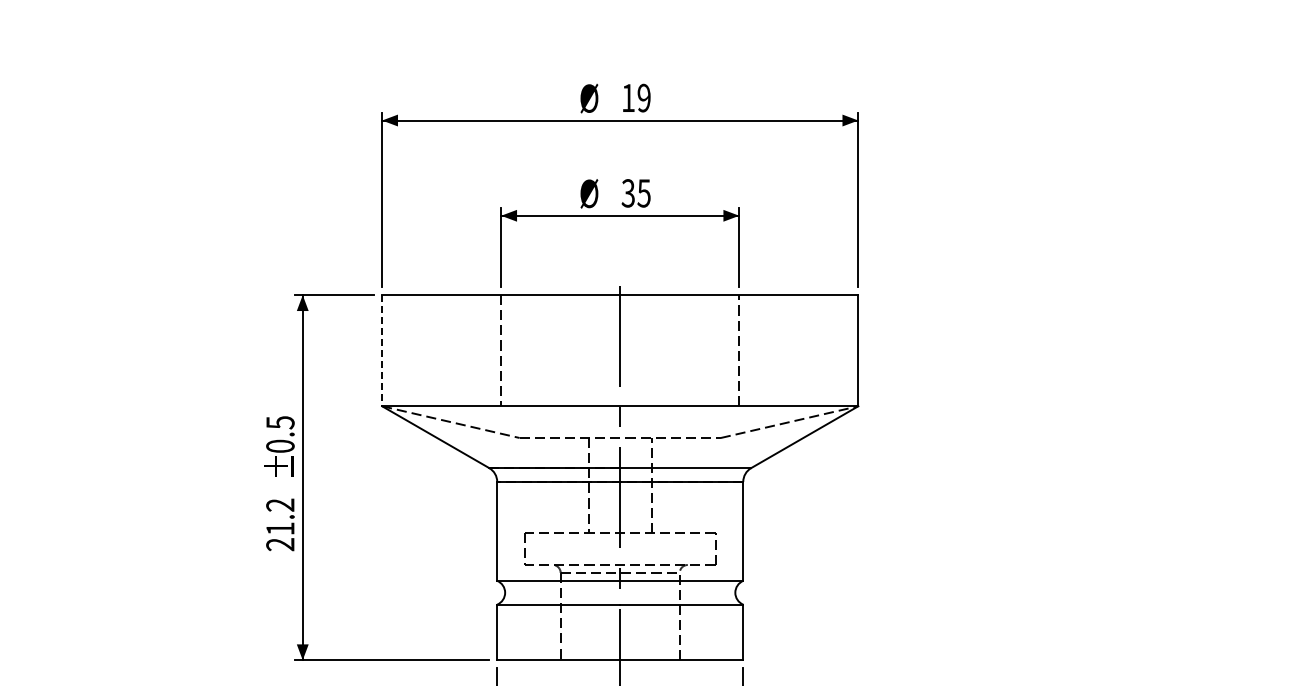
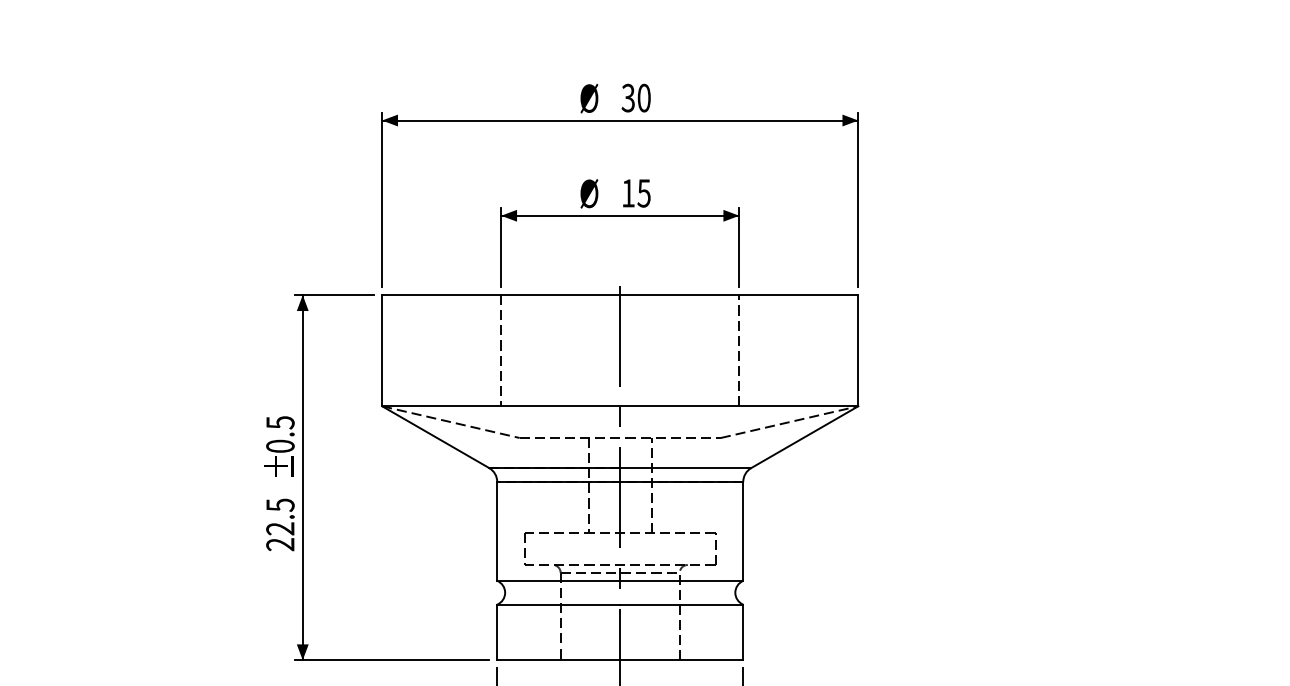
text: 19 -> 30 (635, 97)
text: 35 -> 15 (627, 193)
line: dashed -> solid (382, 350)
text: 21.2 -> 22.5 (280, 516)
